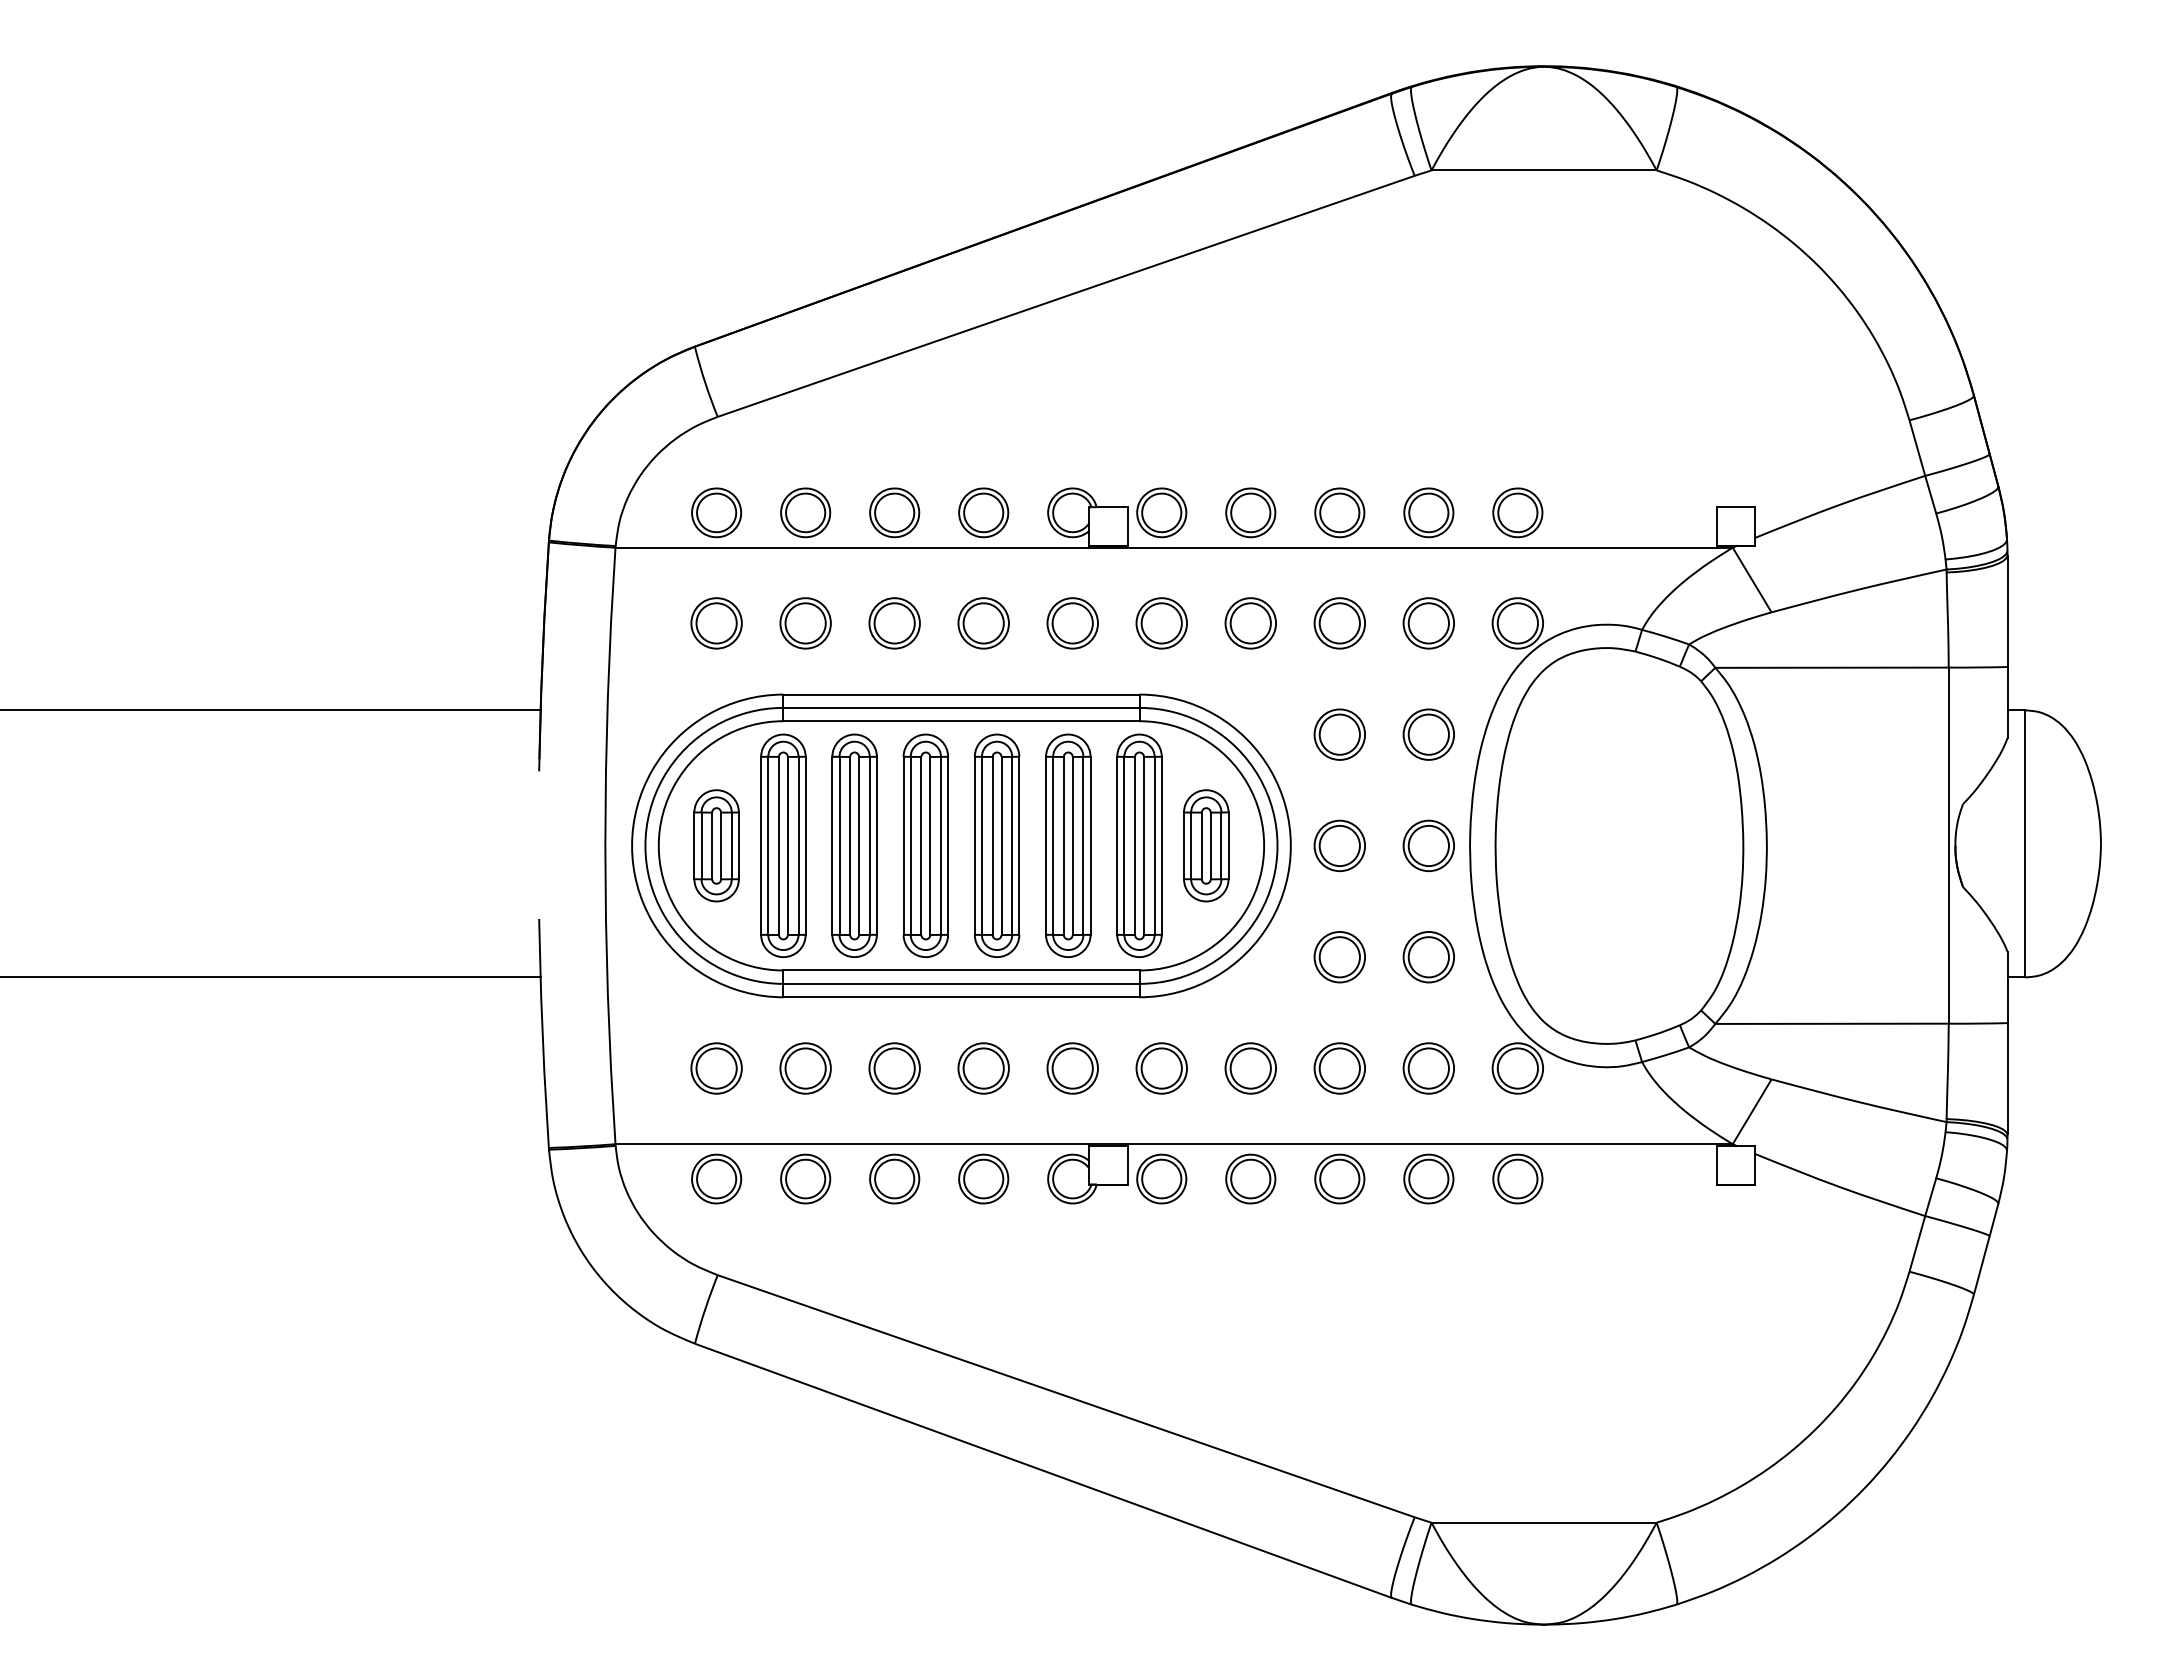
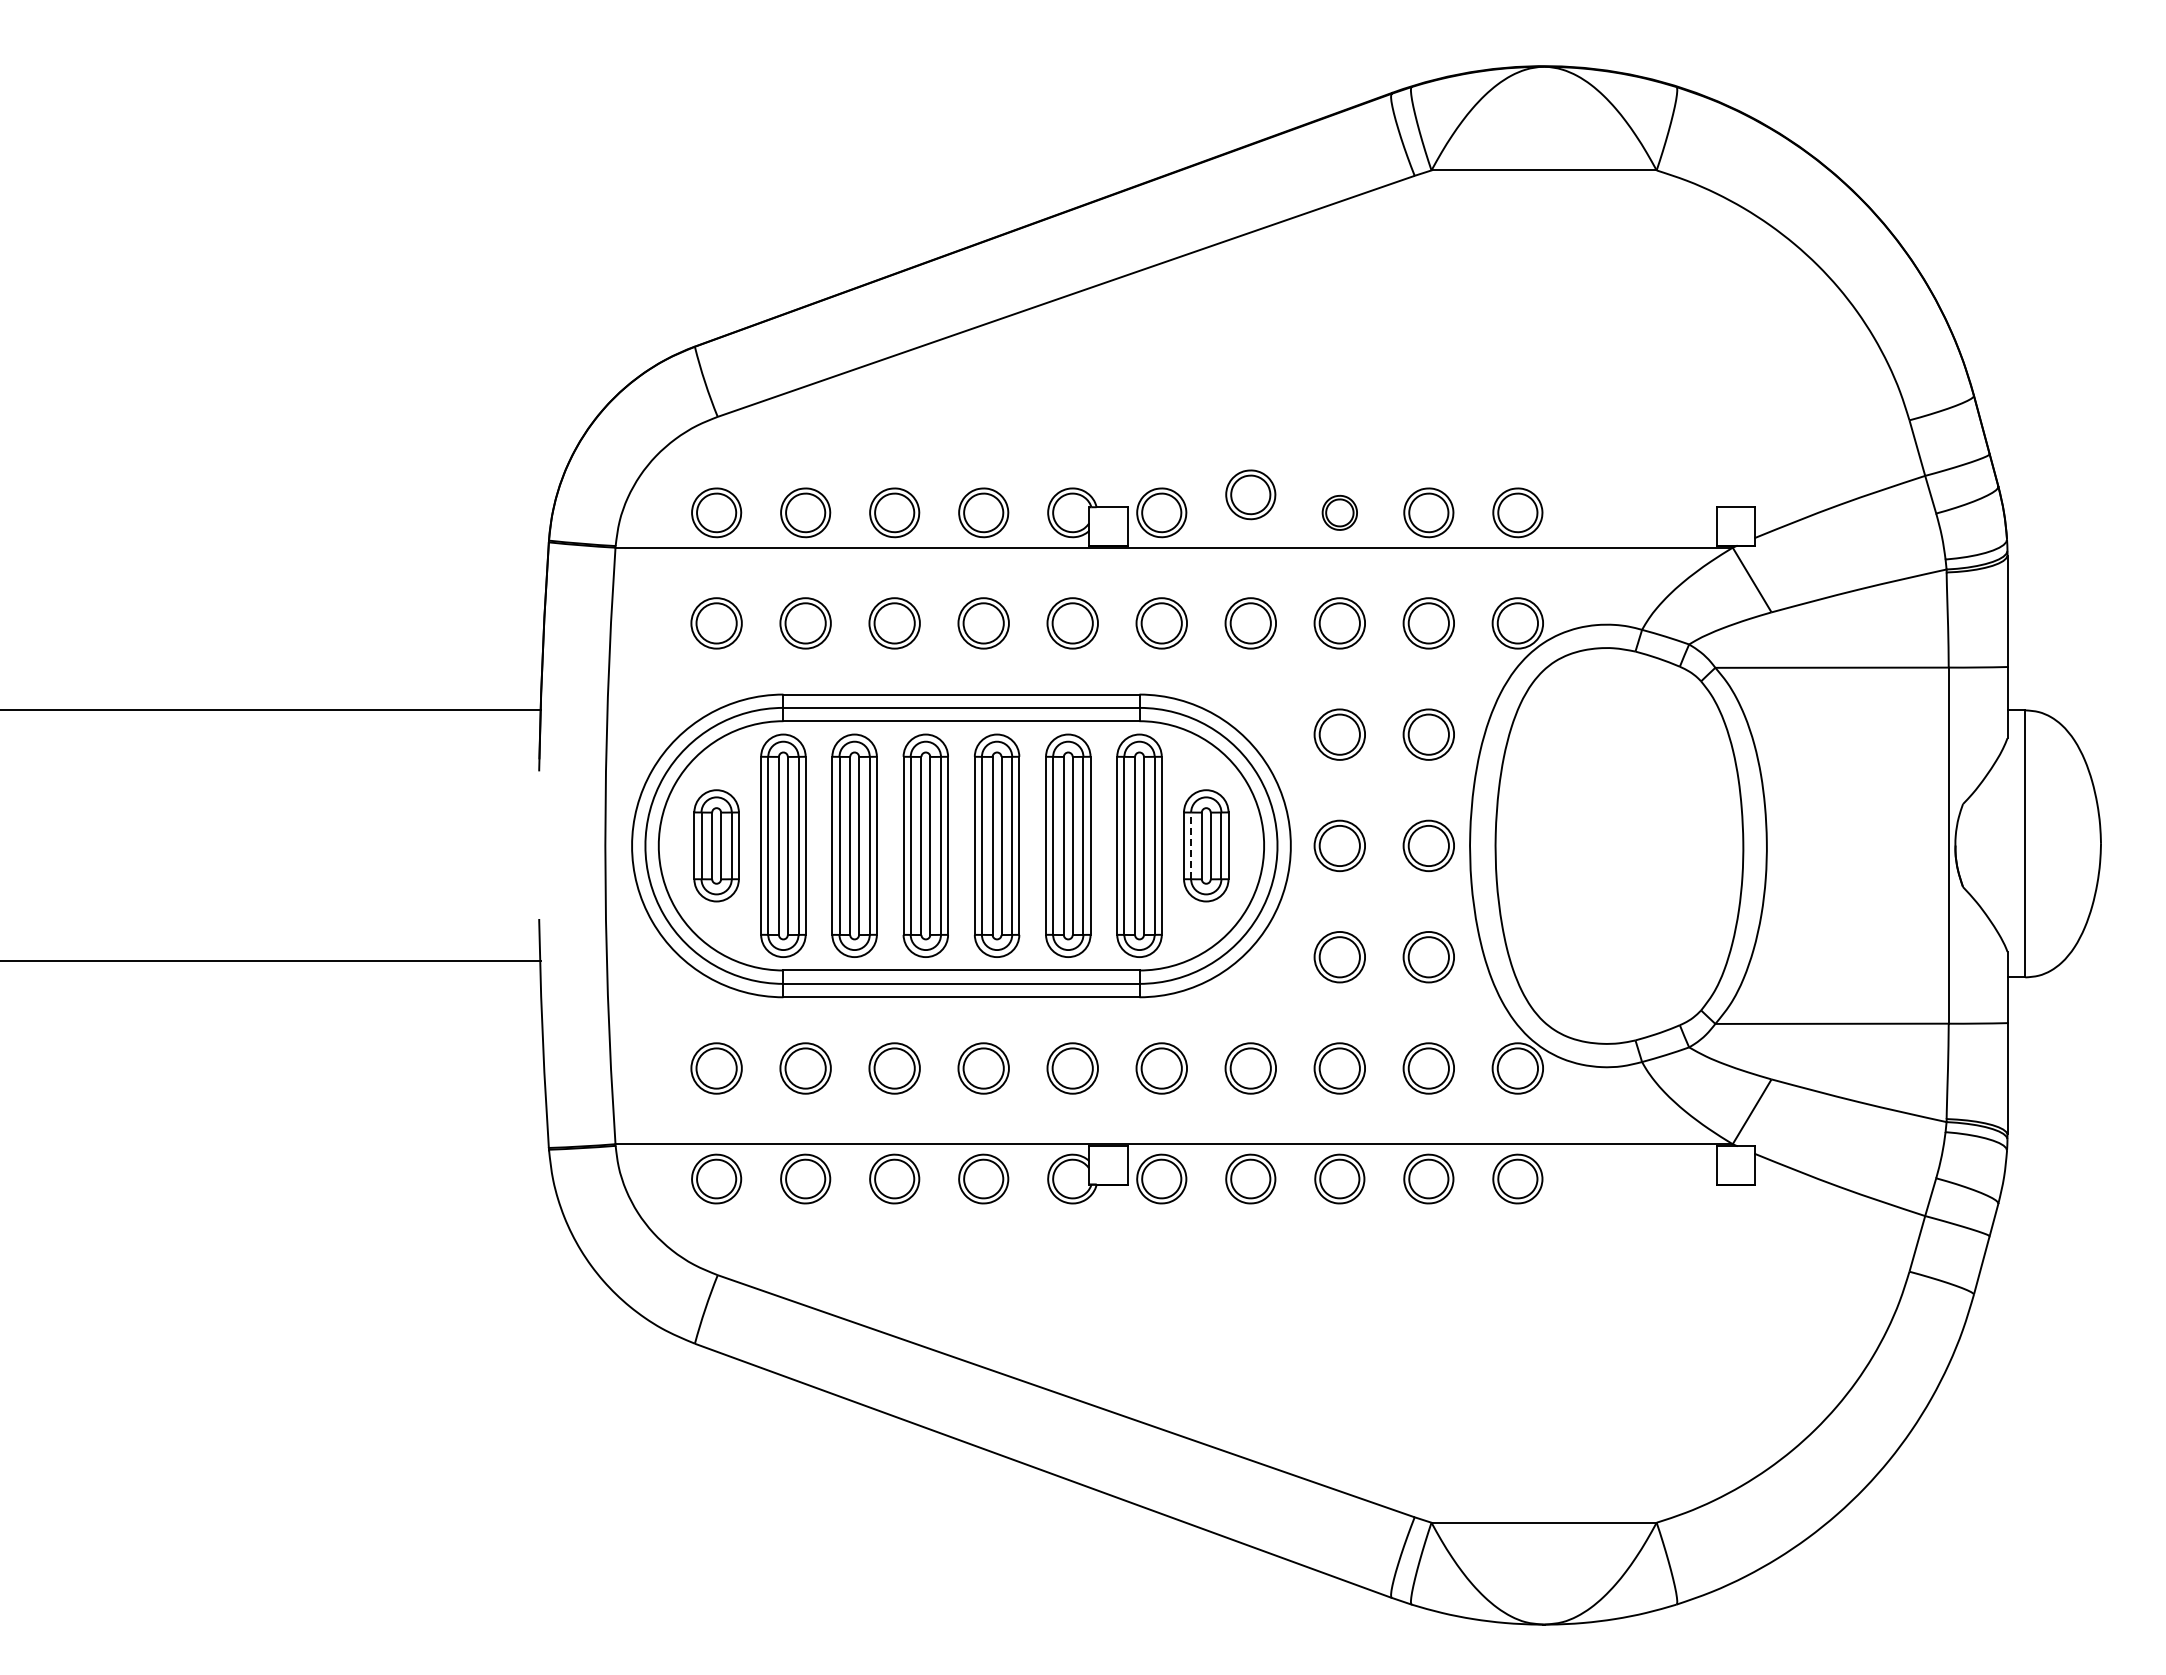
part position: (1250, 512) -> (1250, 494) (1250, 494)
part size: 52x52 px -> 37x37 px (1339, 512)
line: solid -> dashed (1191, 845)
line position: (271, 977) -> (271, 961) (271, 961)
